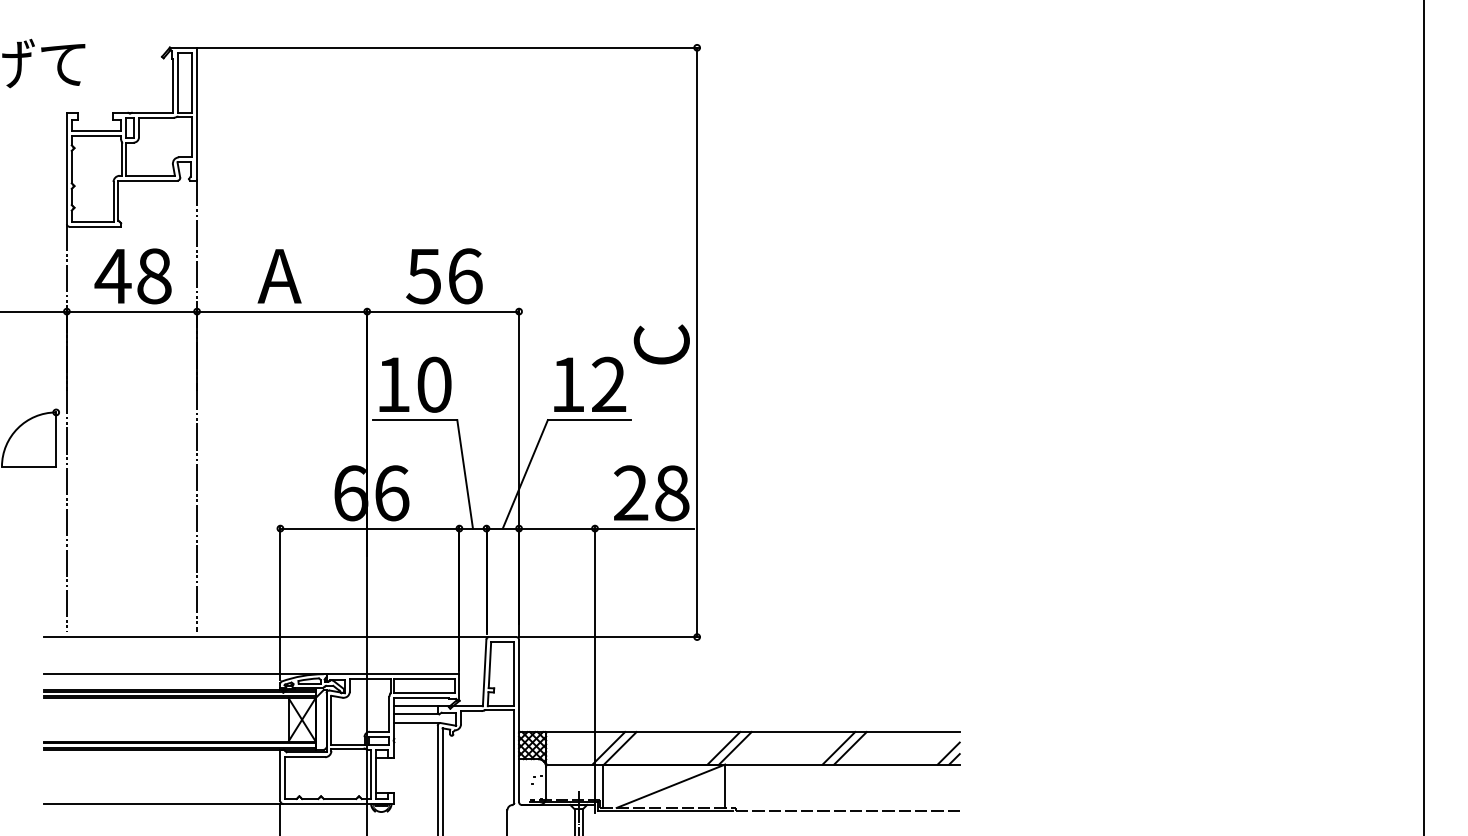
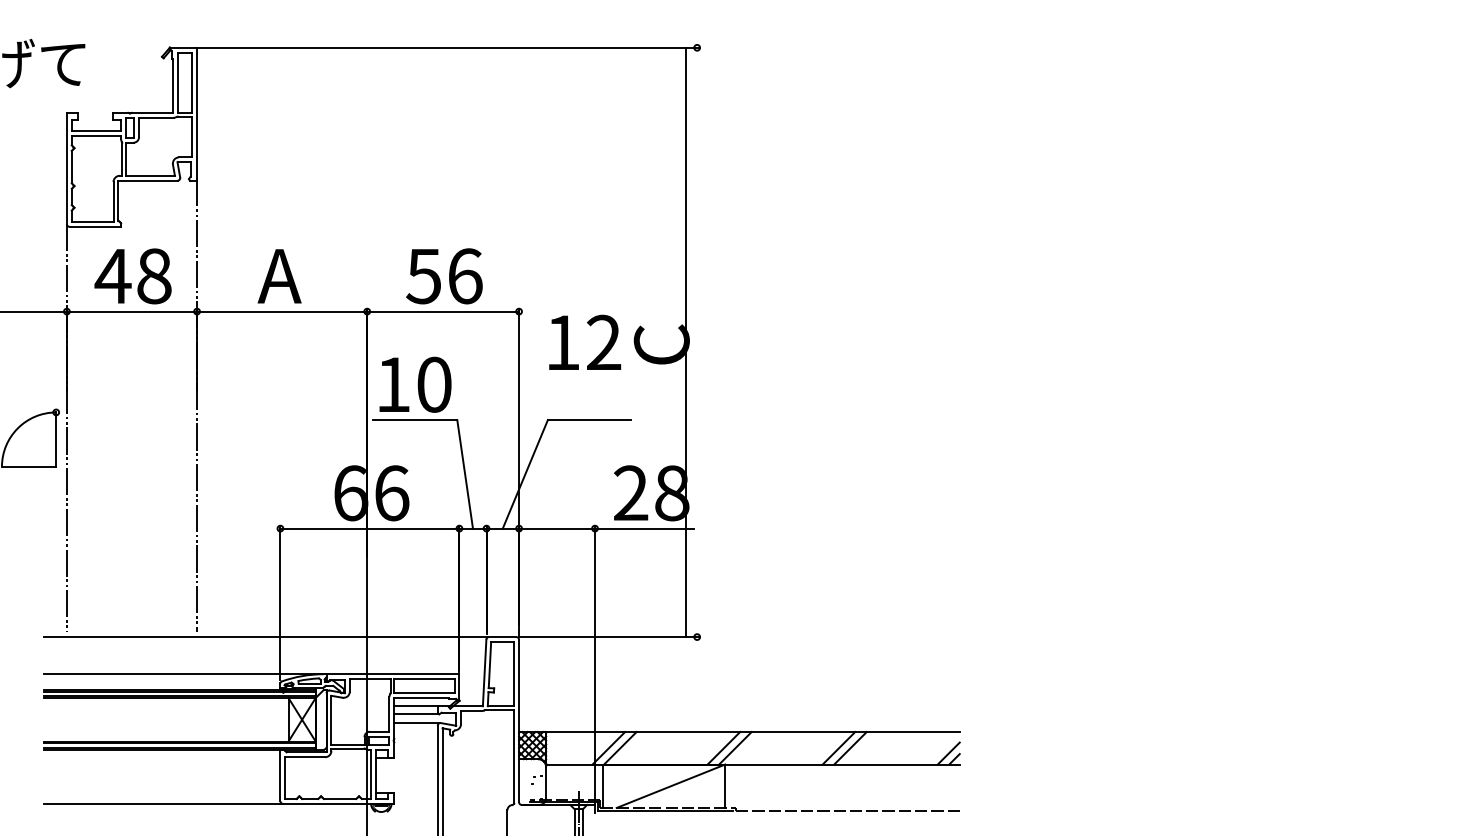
line position: (697, 342) -> (686, 342) (686, 342)
text position: (590, 383) -> (585, 341) (585, 341)
line: present -> none (1423, 417)
line: present -> none (280, 817)
